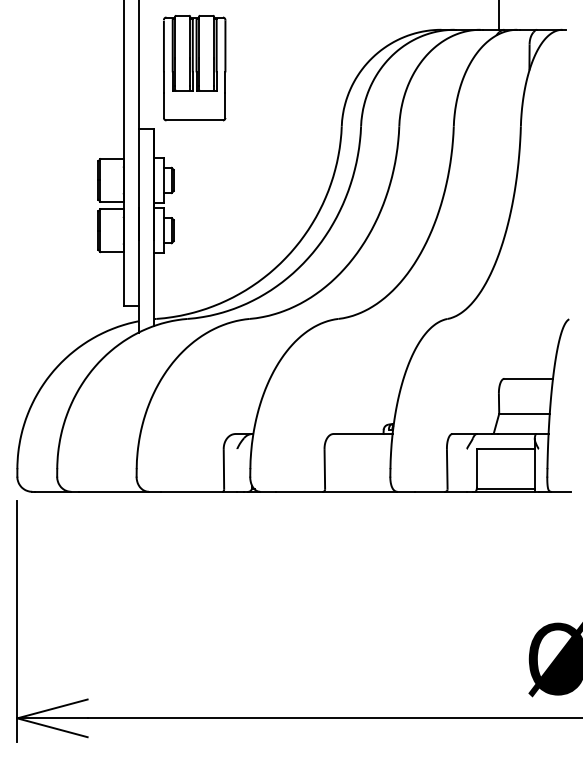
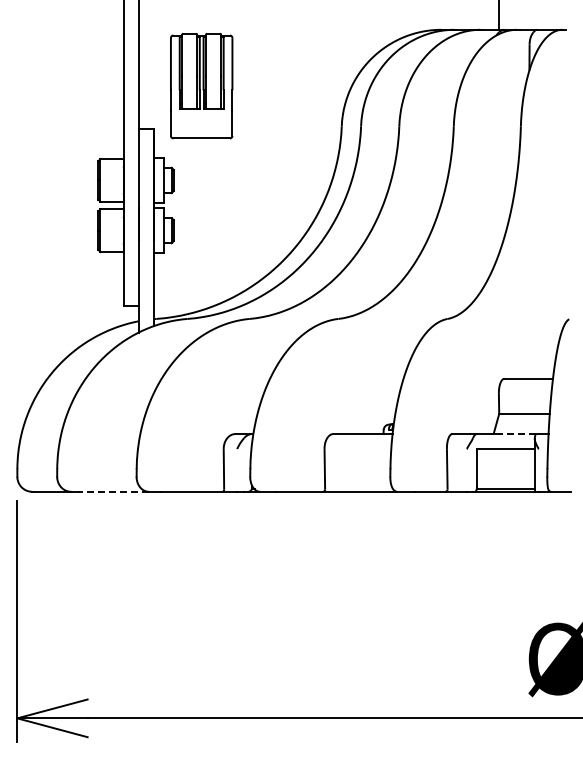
part position: (194, 68) -> (201, 86) (201, 86)
line: solid -> dashed (516, 434)
line: solid -> dashed (113, 491)
